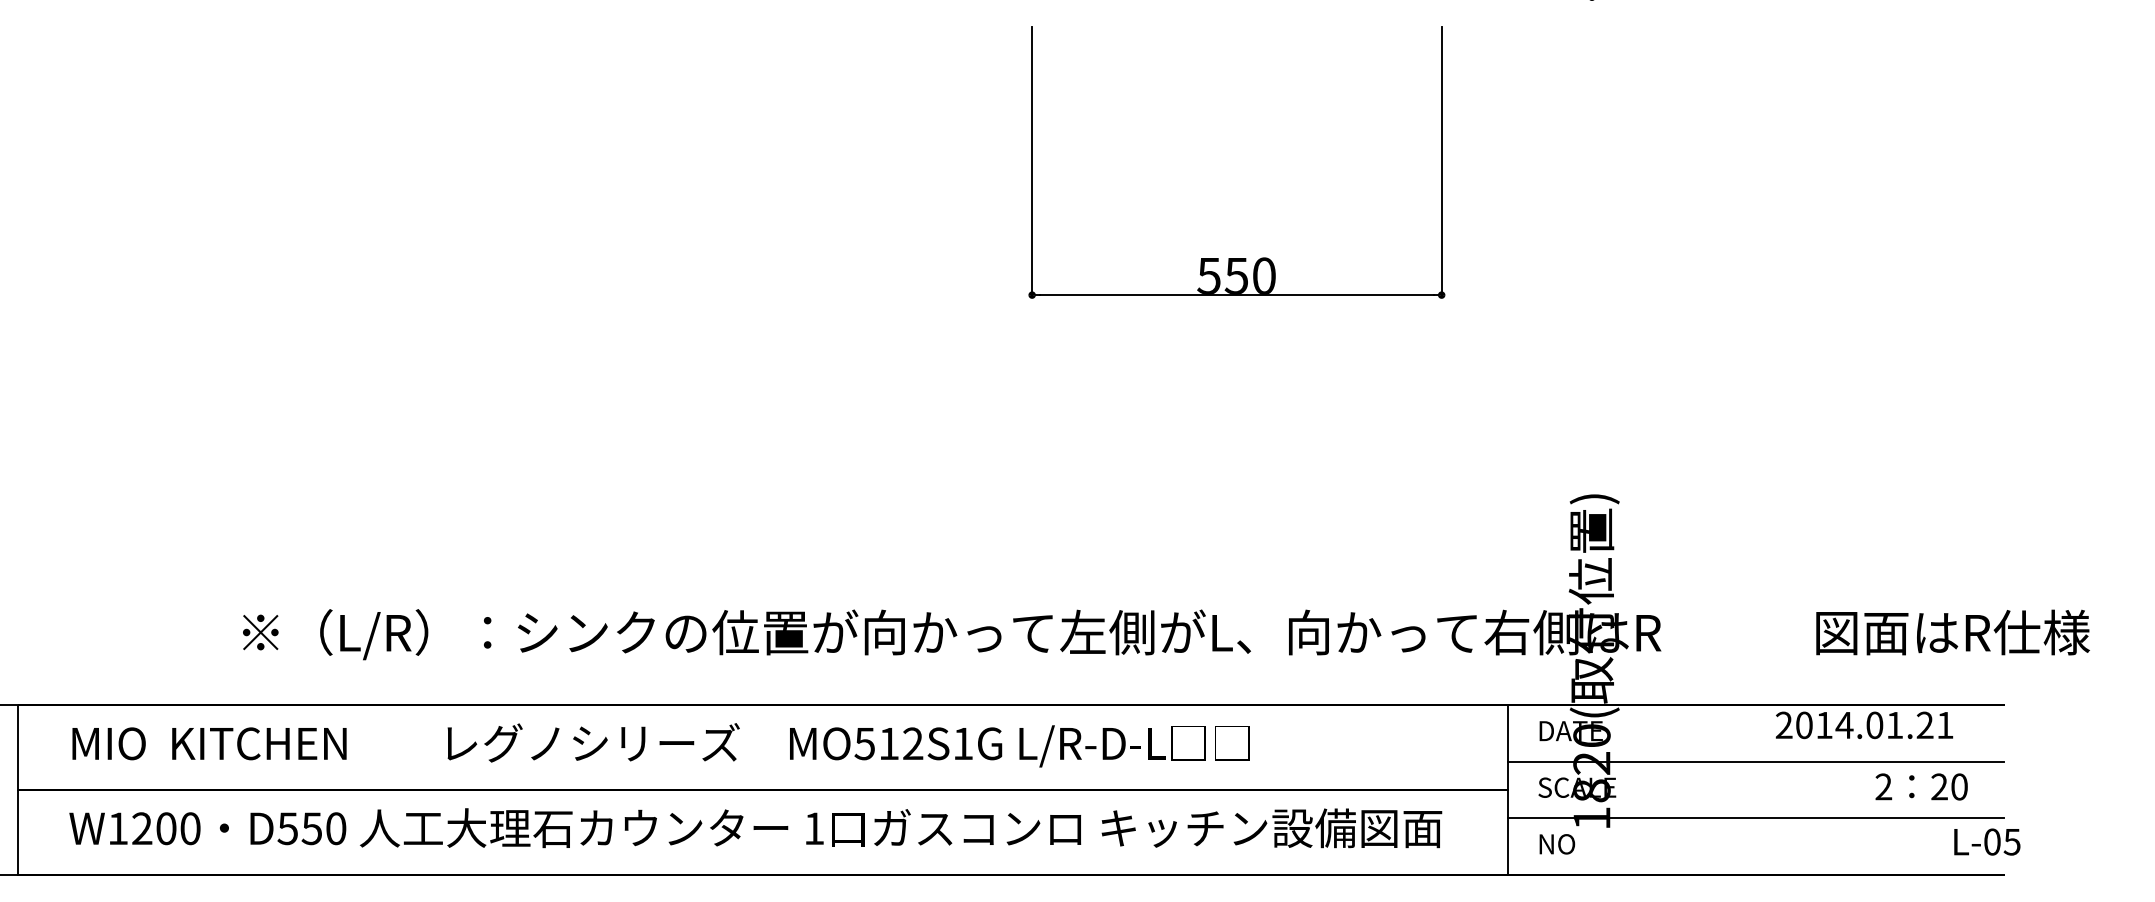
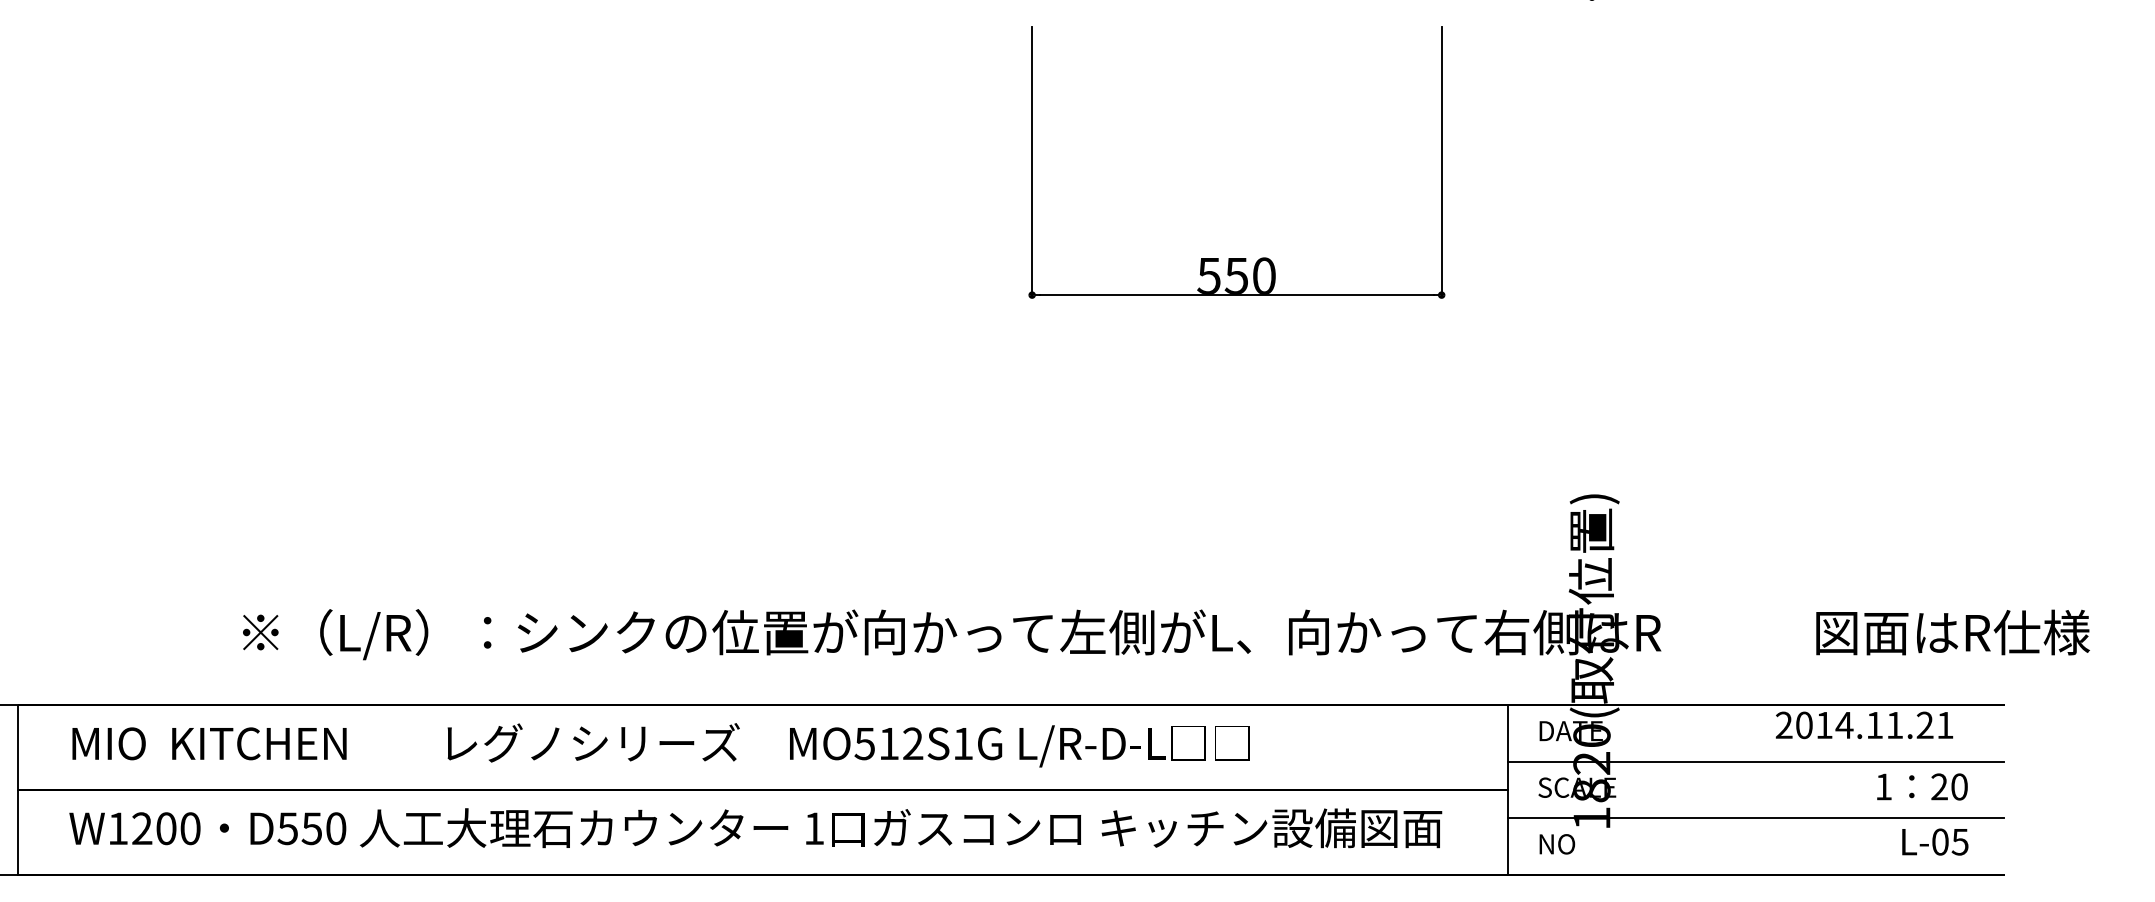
text: 2014.01.21 -> 2014.11.21 (1874, 725)
text: 2 -> 1 (1883, 786)
text position: (1987, 841) -> (1935, 841) (1935, 841)
